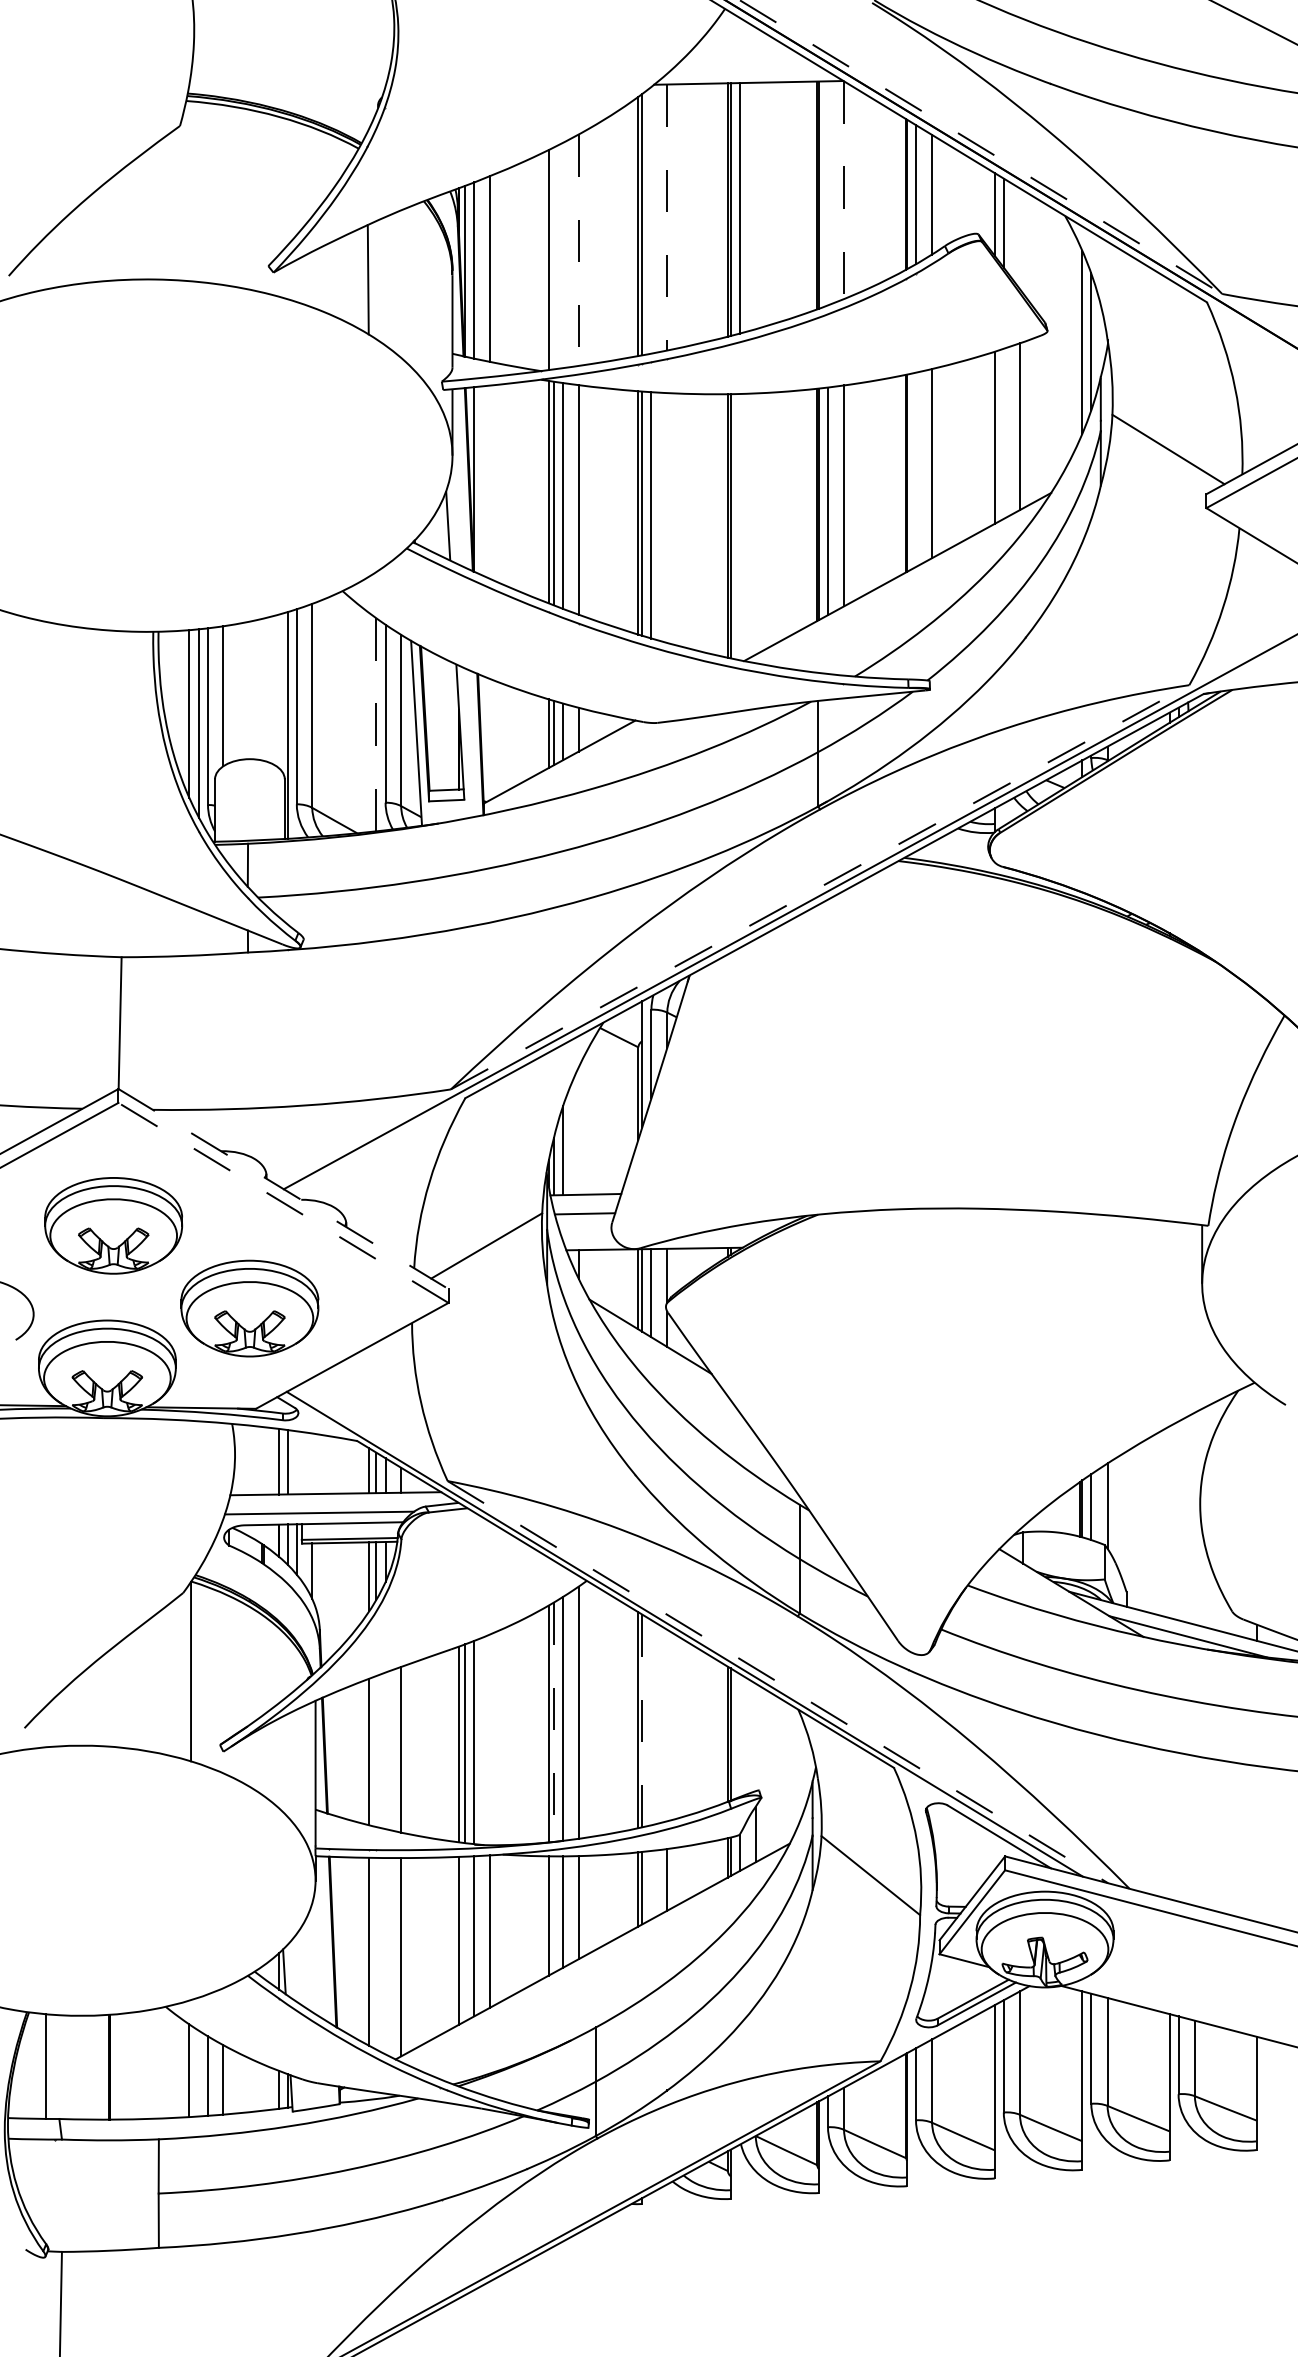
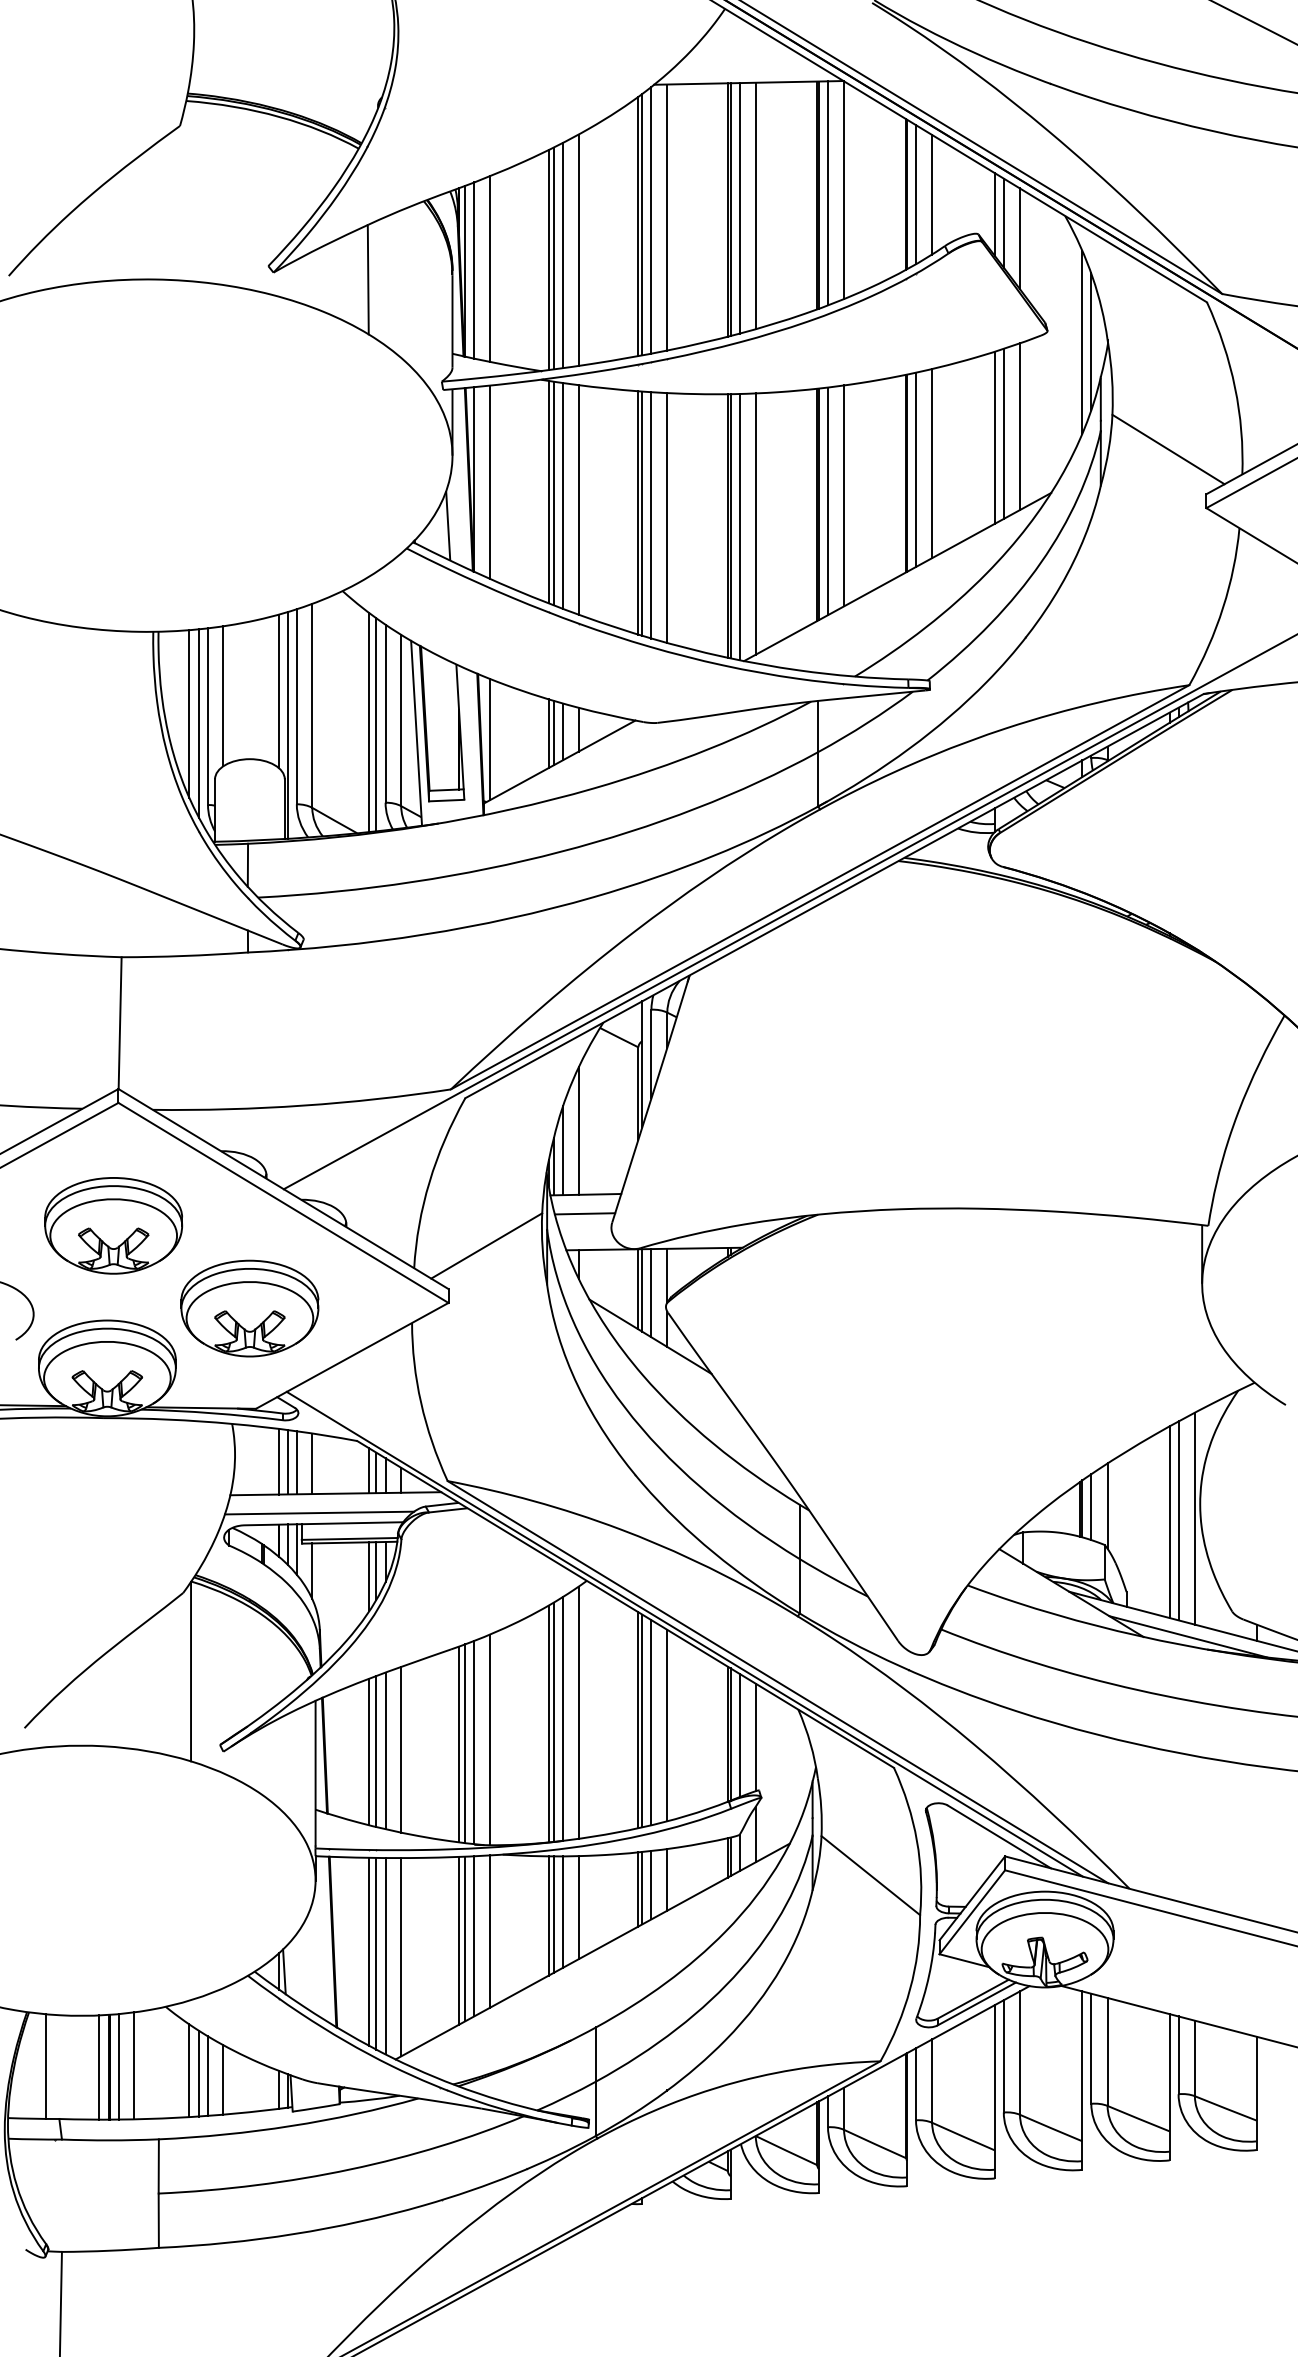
line: dashed -> solid (981, 147)
line: dashed -> solid (844, 190)
line: none -> present (828, 193)
line: none -> present (755, 205)
line: dashed -> solid (667, 218)
line: none -> present (651, 219)
line: none -> present (1020, 238)
line: dashed -> solid (578, 250)
line: none -> present (562, 255)
line: none -> present (553, 258)
line: none -> present (1003, 433)
line: none -> present (916, 469)
line: none -> present (490, 481)
line: none -> present (667, 518)
line: none -> present (755, 523)
line: none -> present (739, 527)
line: none -> present (279, 691)
line: none -> present (369, 722)
line: dashed -> solid (376, 725)
line: none -> present (490, 739)
line: dashed -> solid (820, 887)
line: none -> present (578, 1130)
line: dashed -> solid (283, 1189)
line: dashed -> solid (283, 1202)
line: none -> present (296, 1462)
line: none -> present (312, 1463)
line: none -> present (1194, 1518)
line: none -> present (1178, 1520)
line: none -> present (1169, 1522)
line: dashed -> solid (777, 1682)
line: dashed -> solid (642, 1721)
line: dashed -> solid (553, 1722)
line: none -> present (651, 1722)
line: none -> present (667, 1725)
line: none -> present (739, 1735)
line: none -> present (755, 1737)
line: none -> present (490, 1739)
line: none -> present (385, 1750)
line: none -> present (376, 1751)
line: none -> present (651, 1885)
line: none -> present (553, 1914)
line: none -> present (465, 1938)
line: none -> present (376, 1953)
line: none -> present (385, 1956)
line: none -> present (134, 2065)
line: none -> present (119, 2066)
line: none -> present (99, 2067)
line: none -> present (198, 2073)
